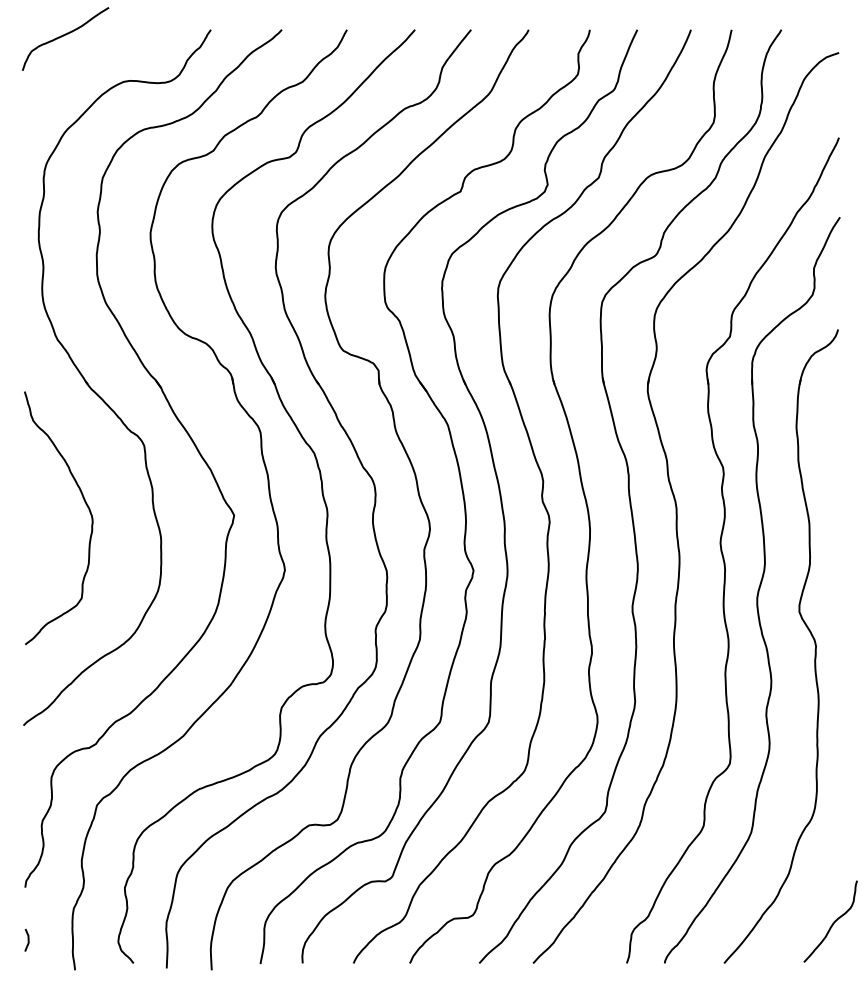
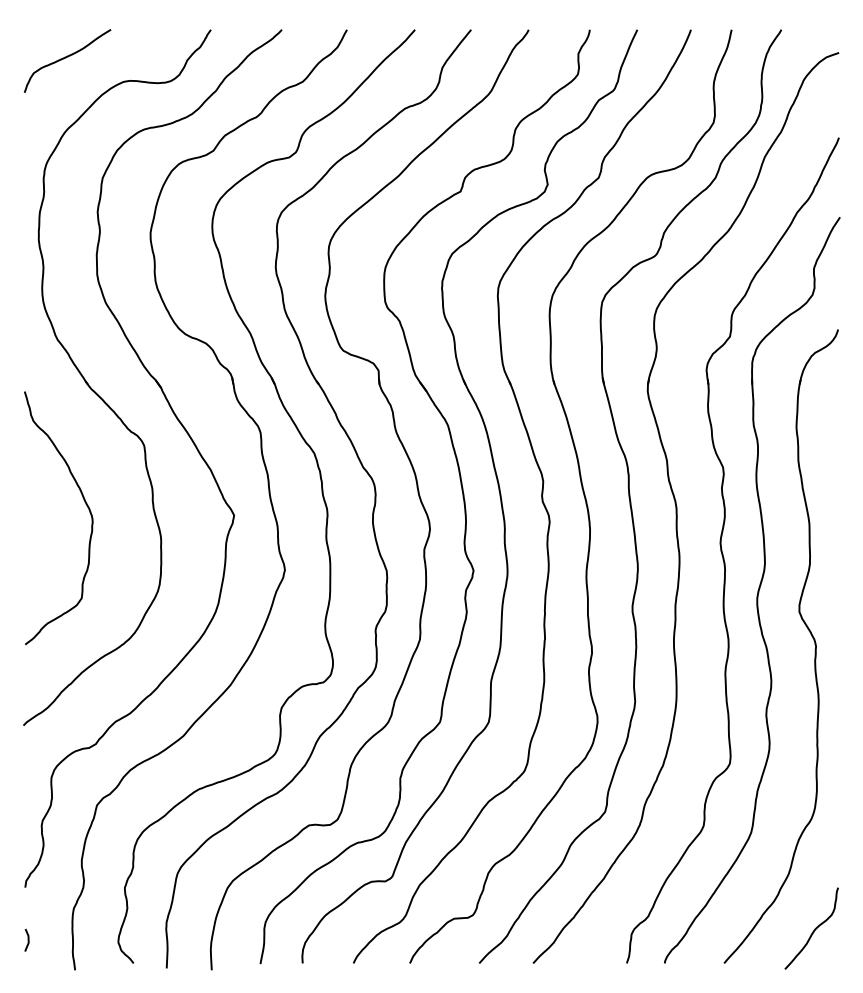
curve position: (64, 36) -> (66, 58) (66, 58)
curve position: (832, 923) -> (813, 930) (813, 930)
